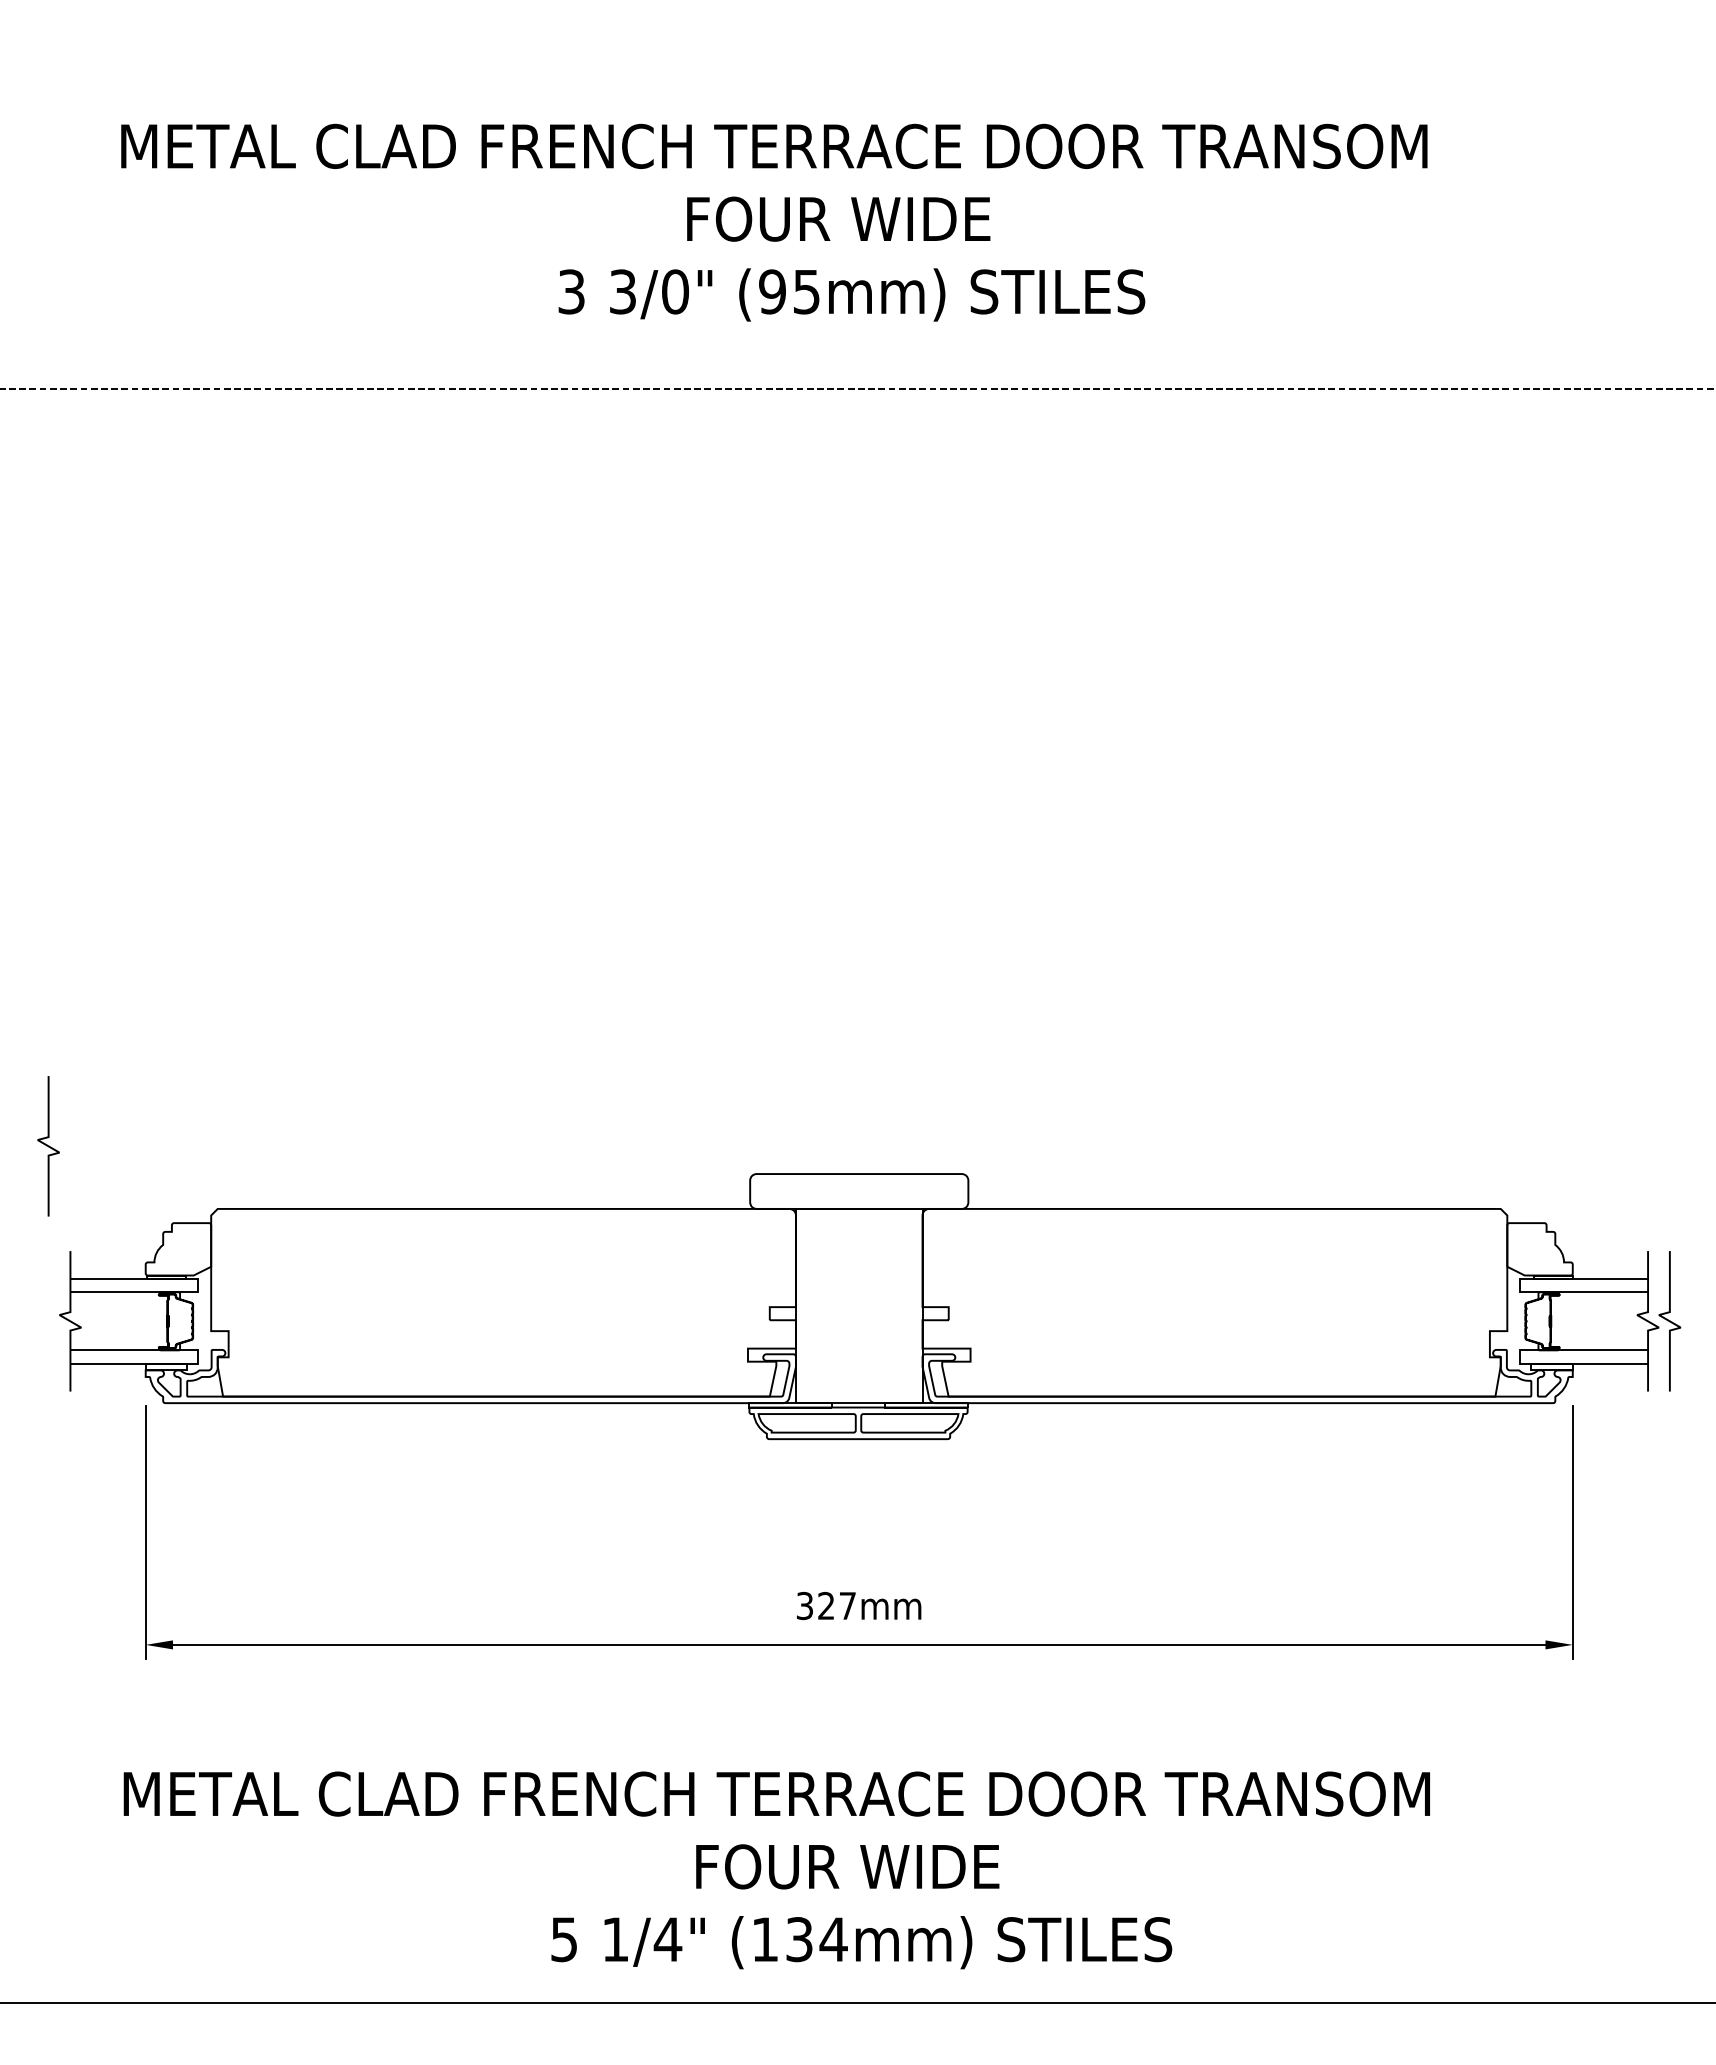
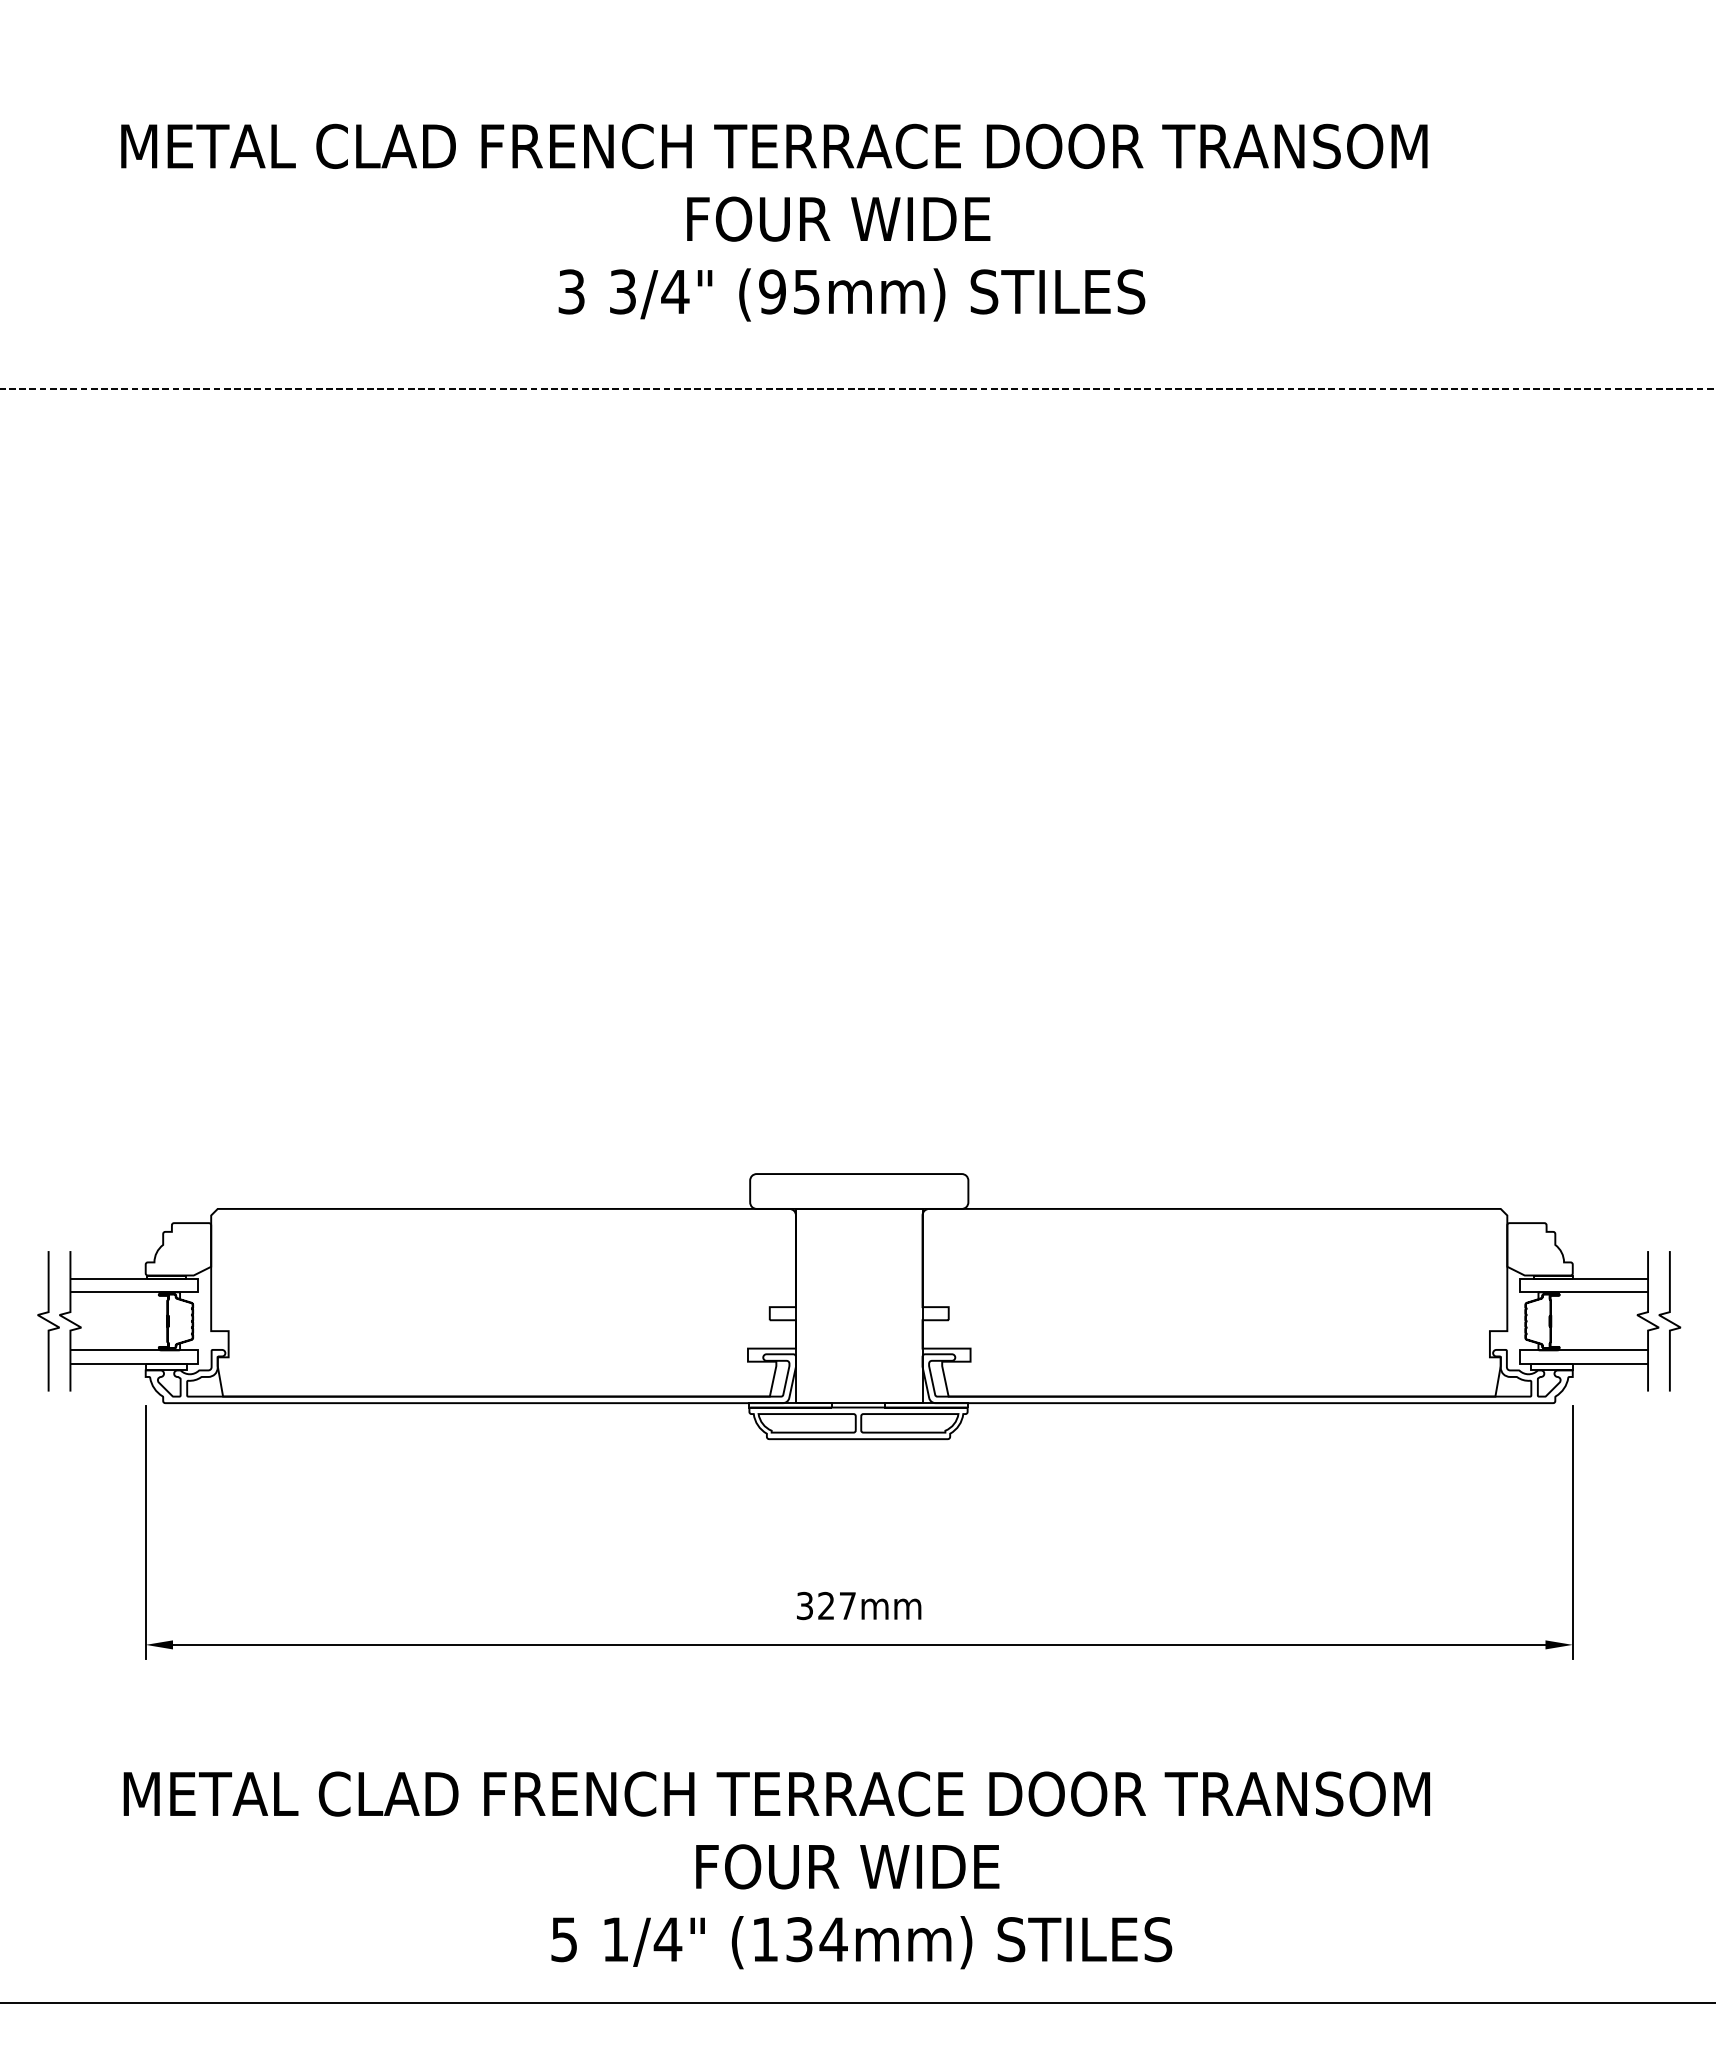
text: 3/0" -> 3/4" (675, 291)
curve position: (48, 1146) -> (48, 1321) (48, 1321)
